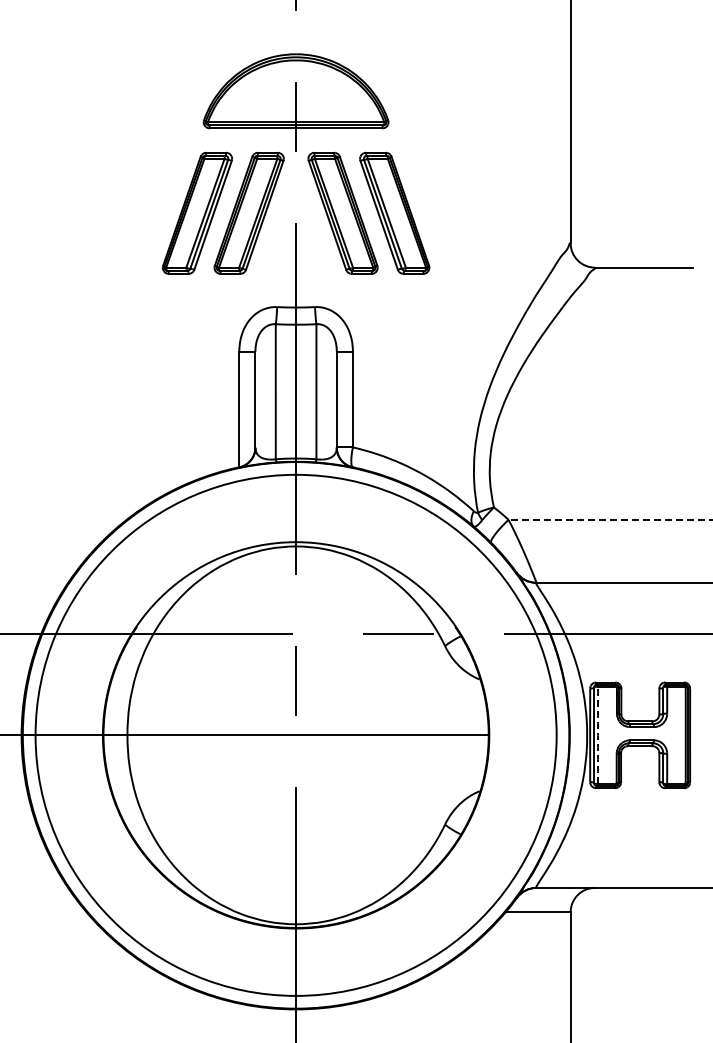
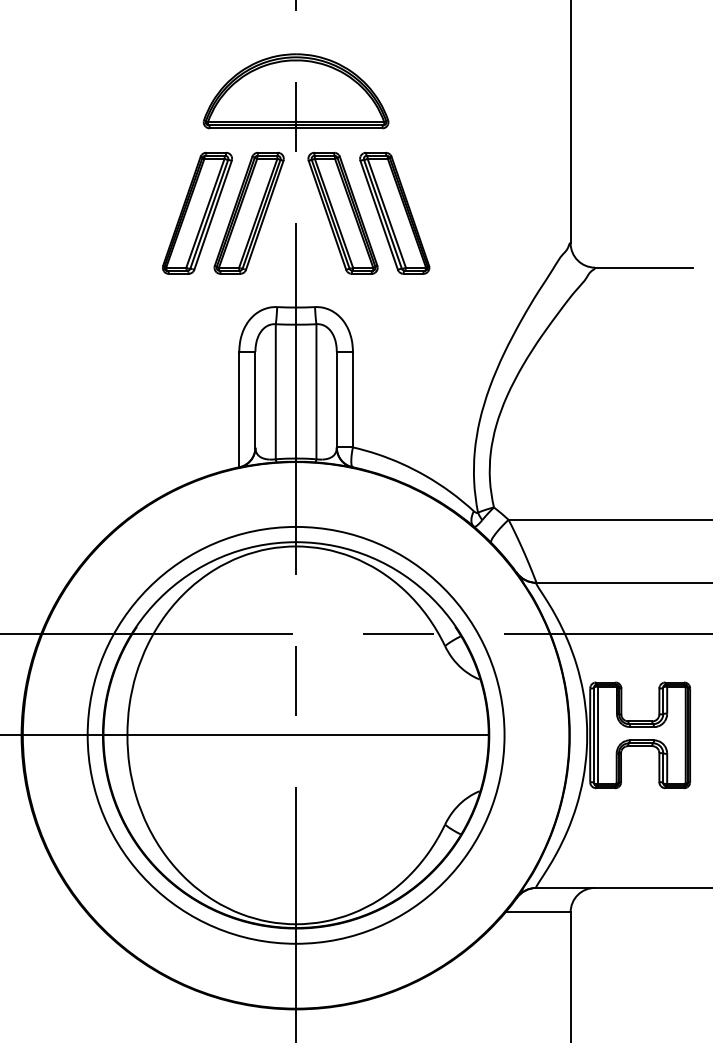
line: dashed -> solid (610, 519)
circle diameter: 521 px -> 417 px (295, 734)
arc: dashed -> solid (598, 735)
